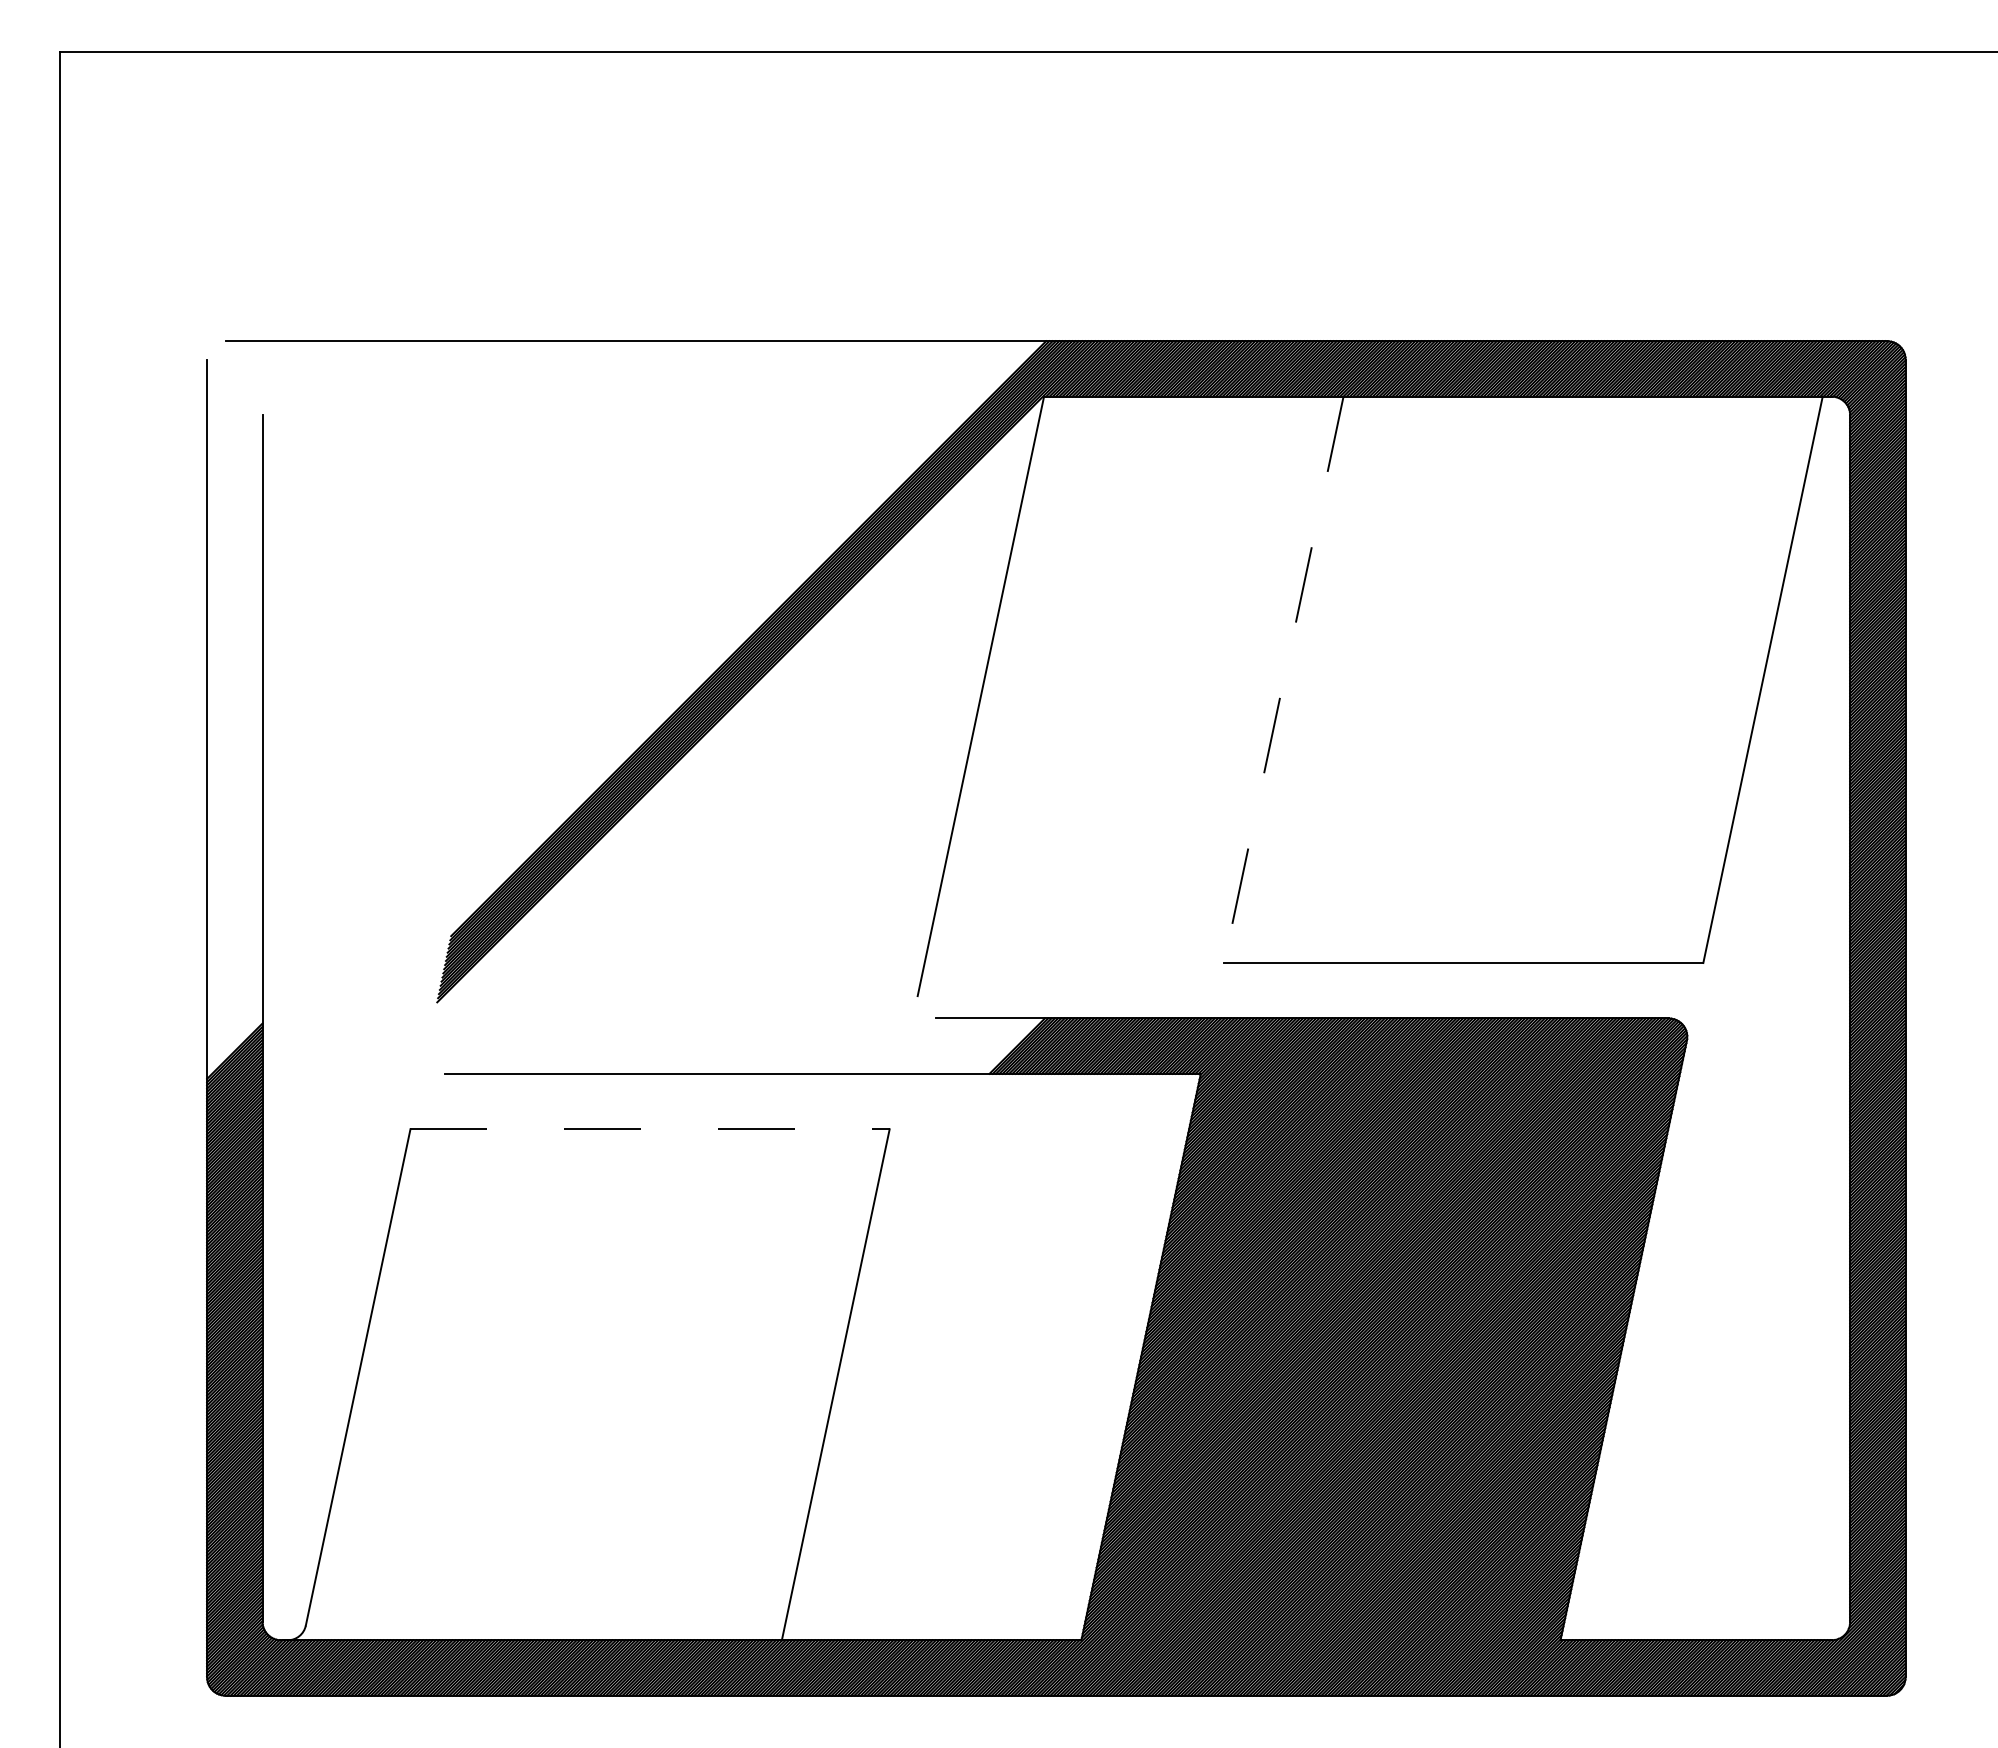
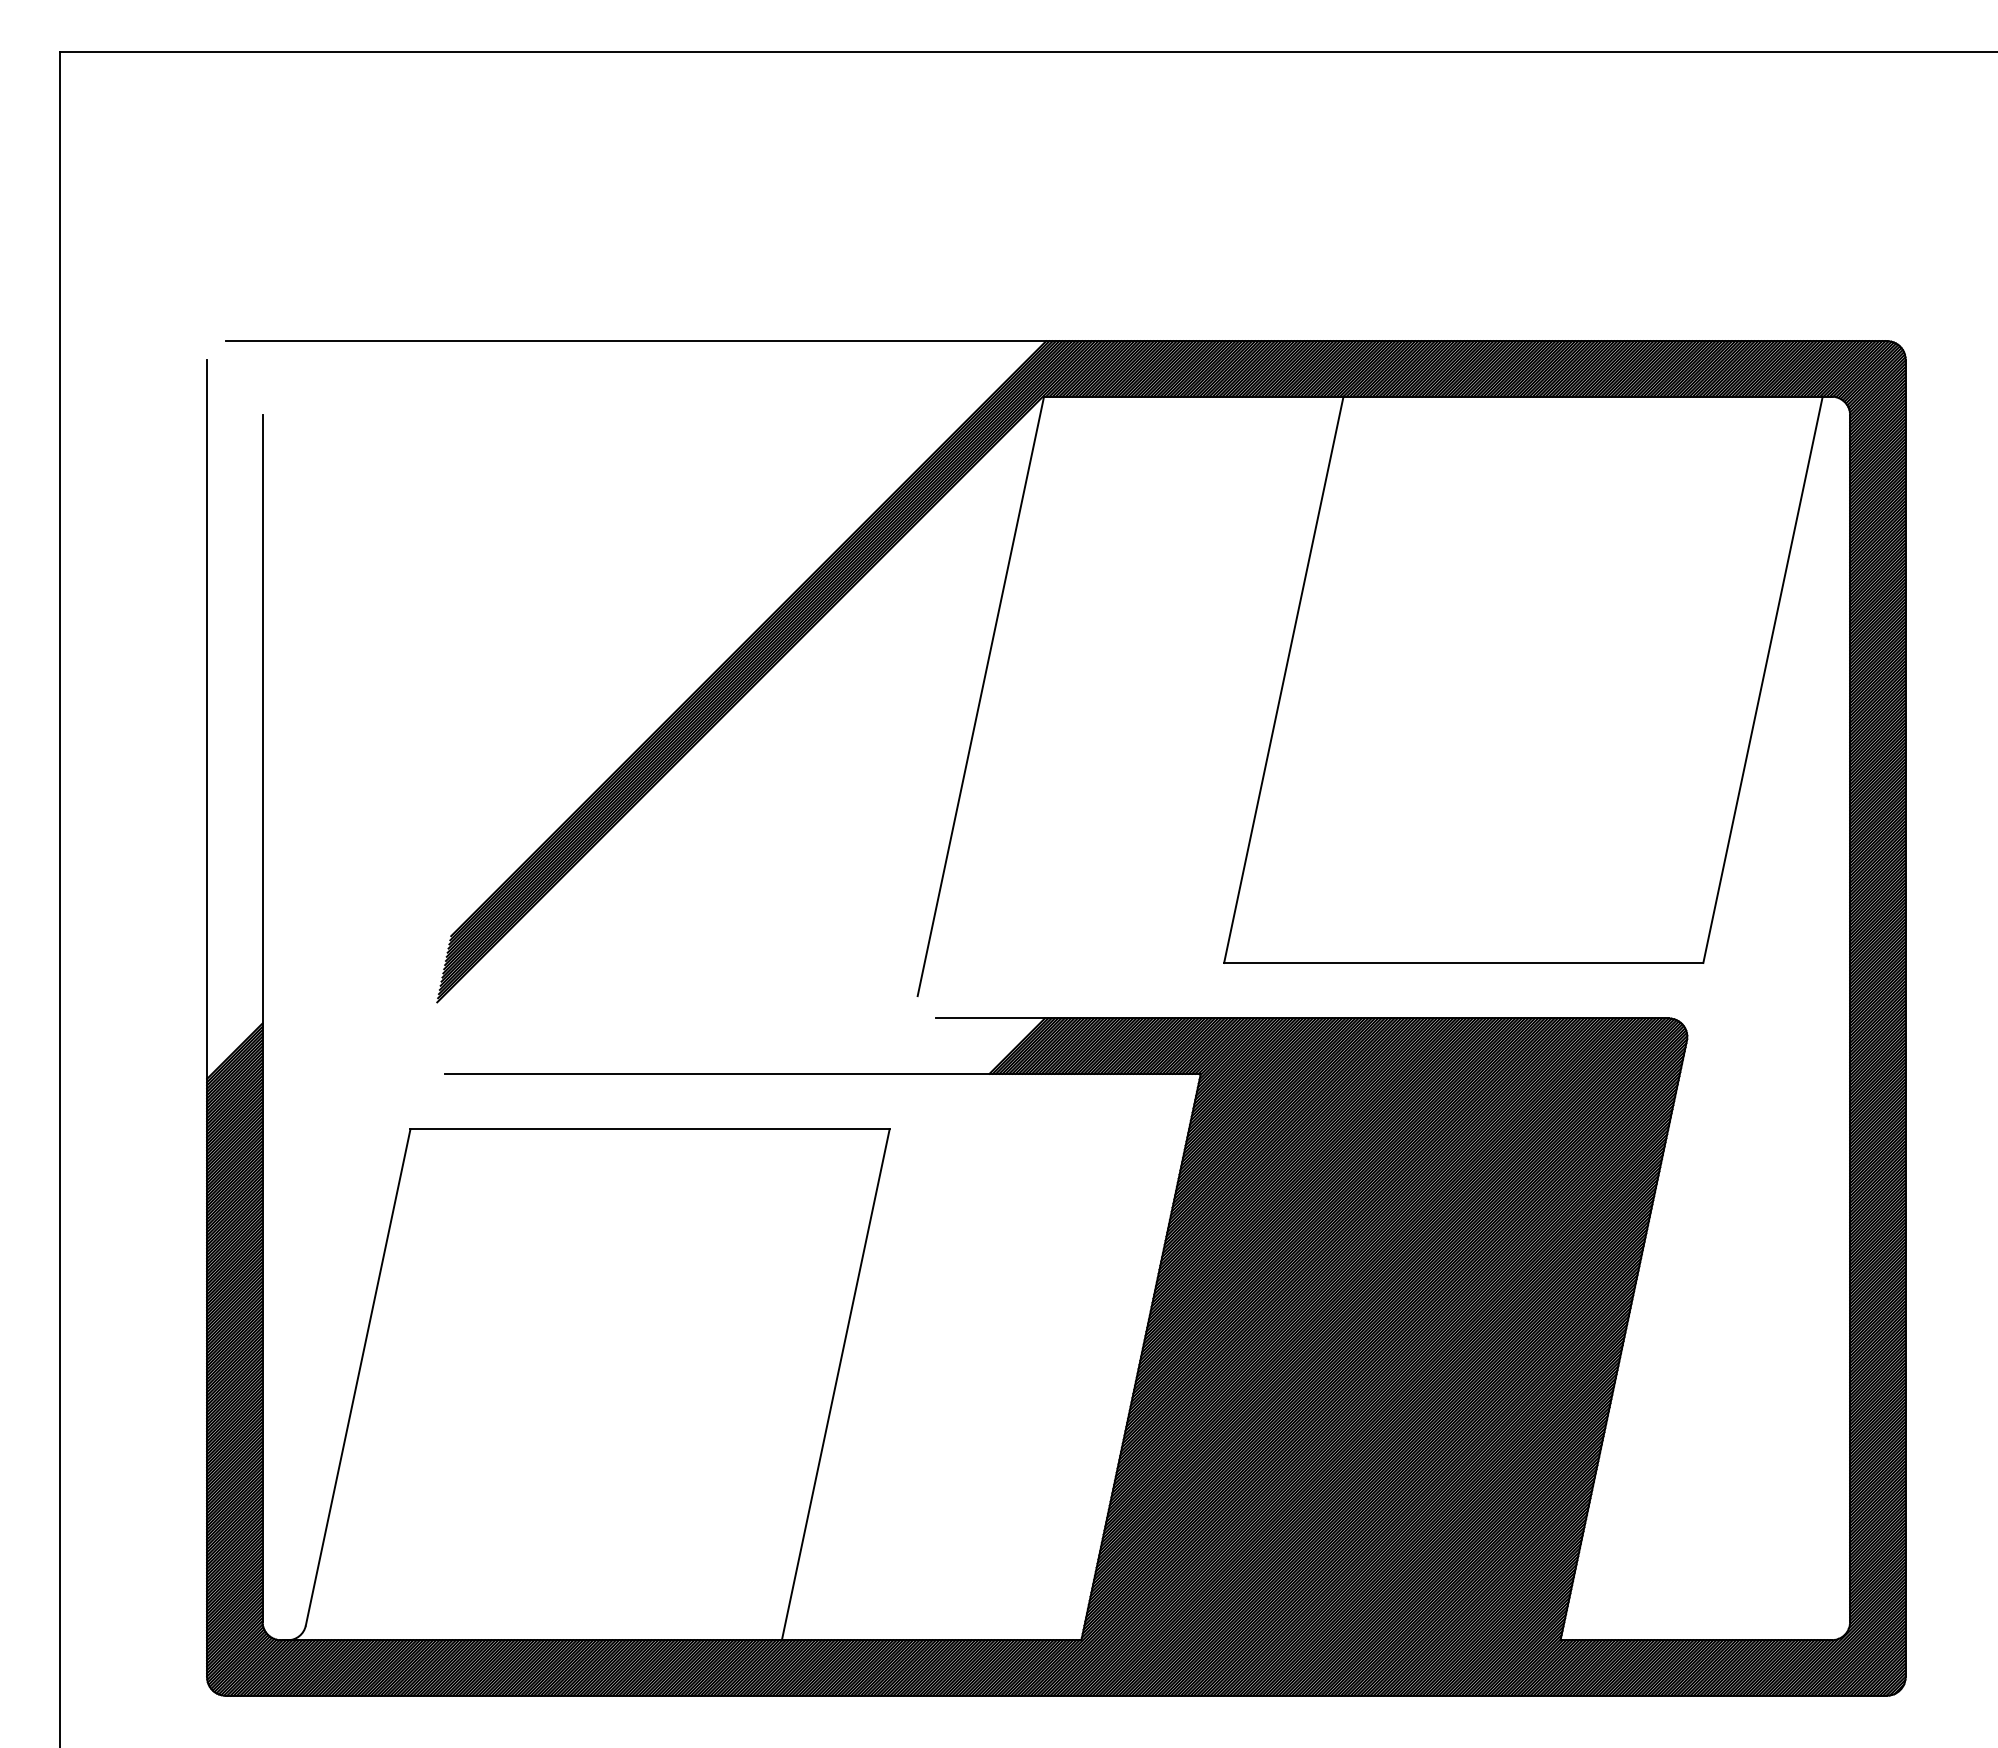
line: dashed -> solid (1283, 680)
line: dashed -> solid (650, 1129)
